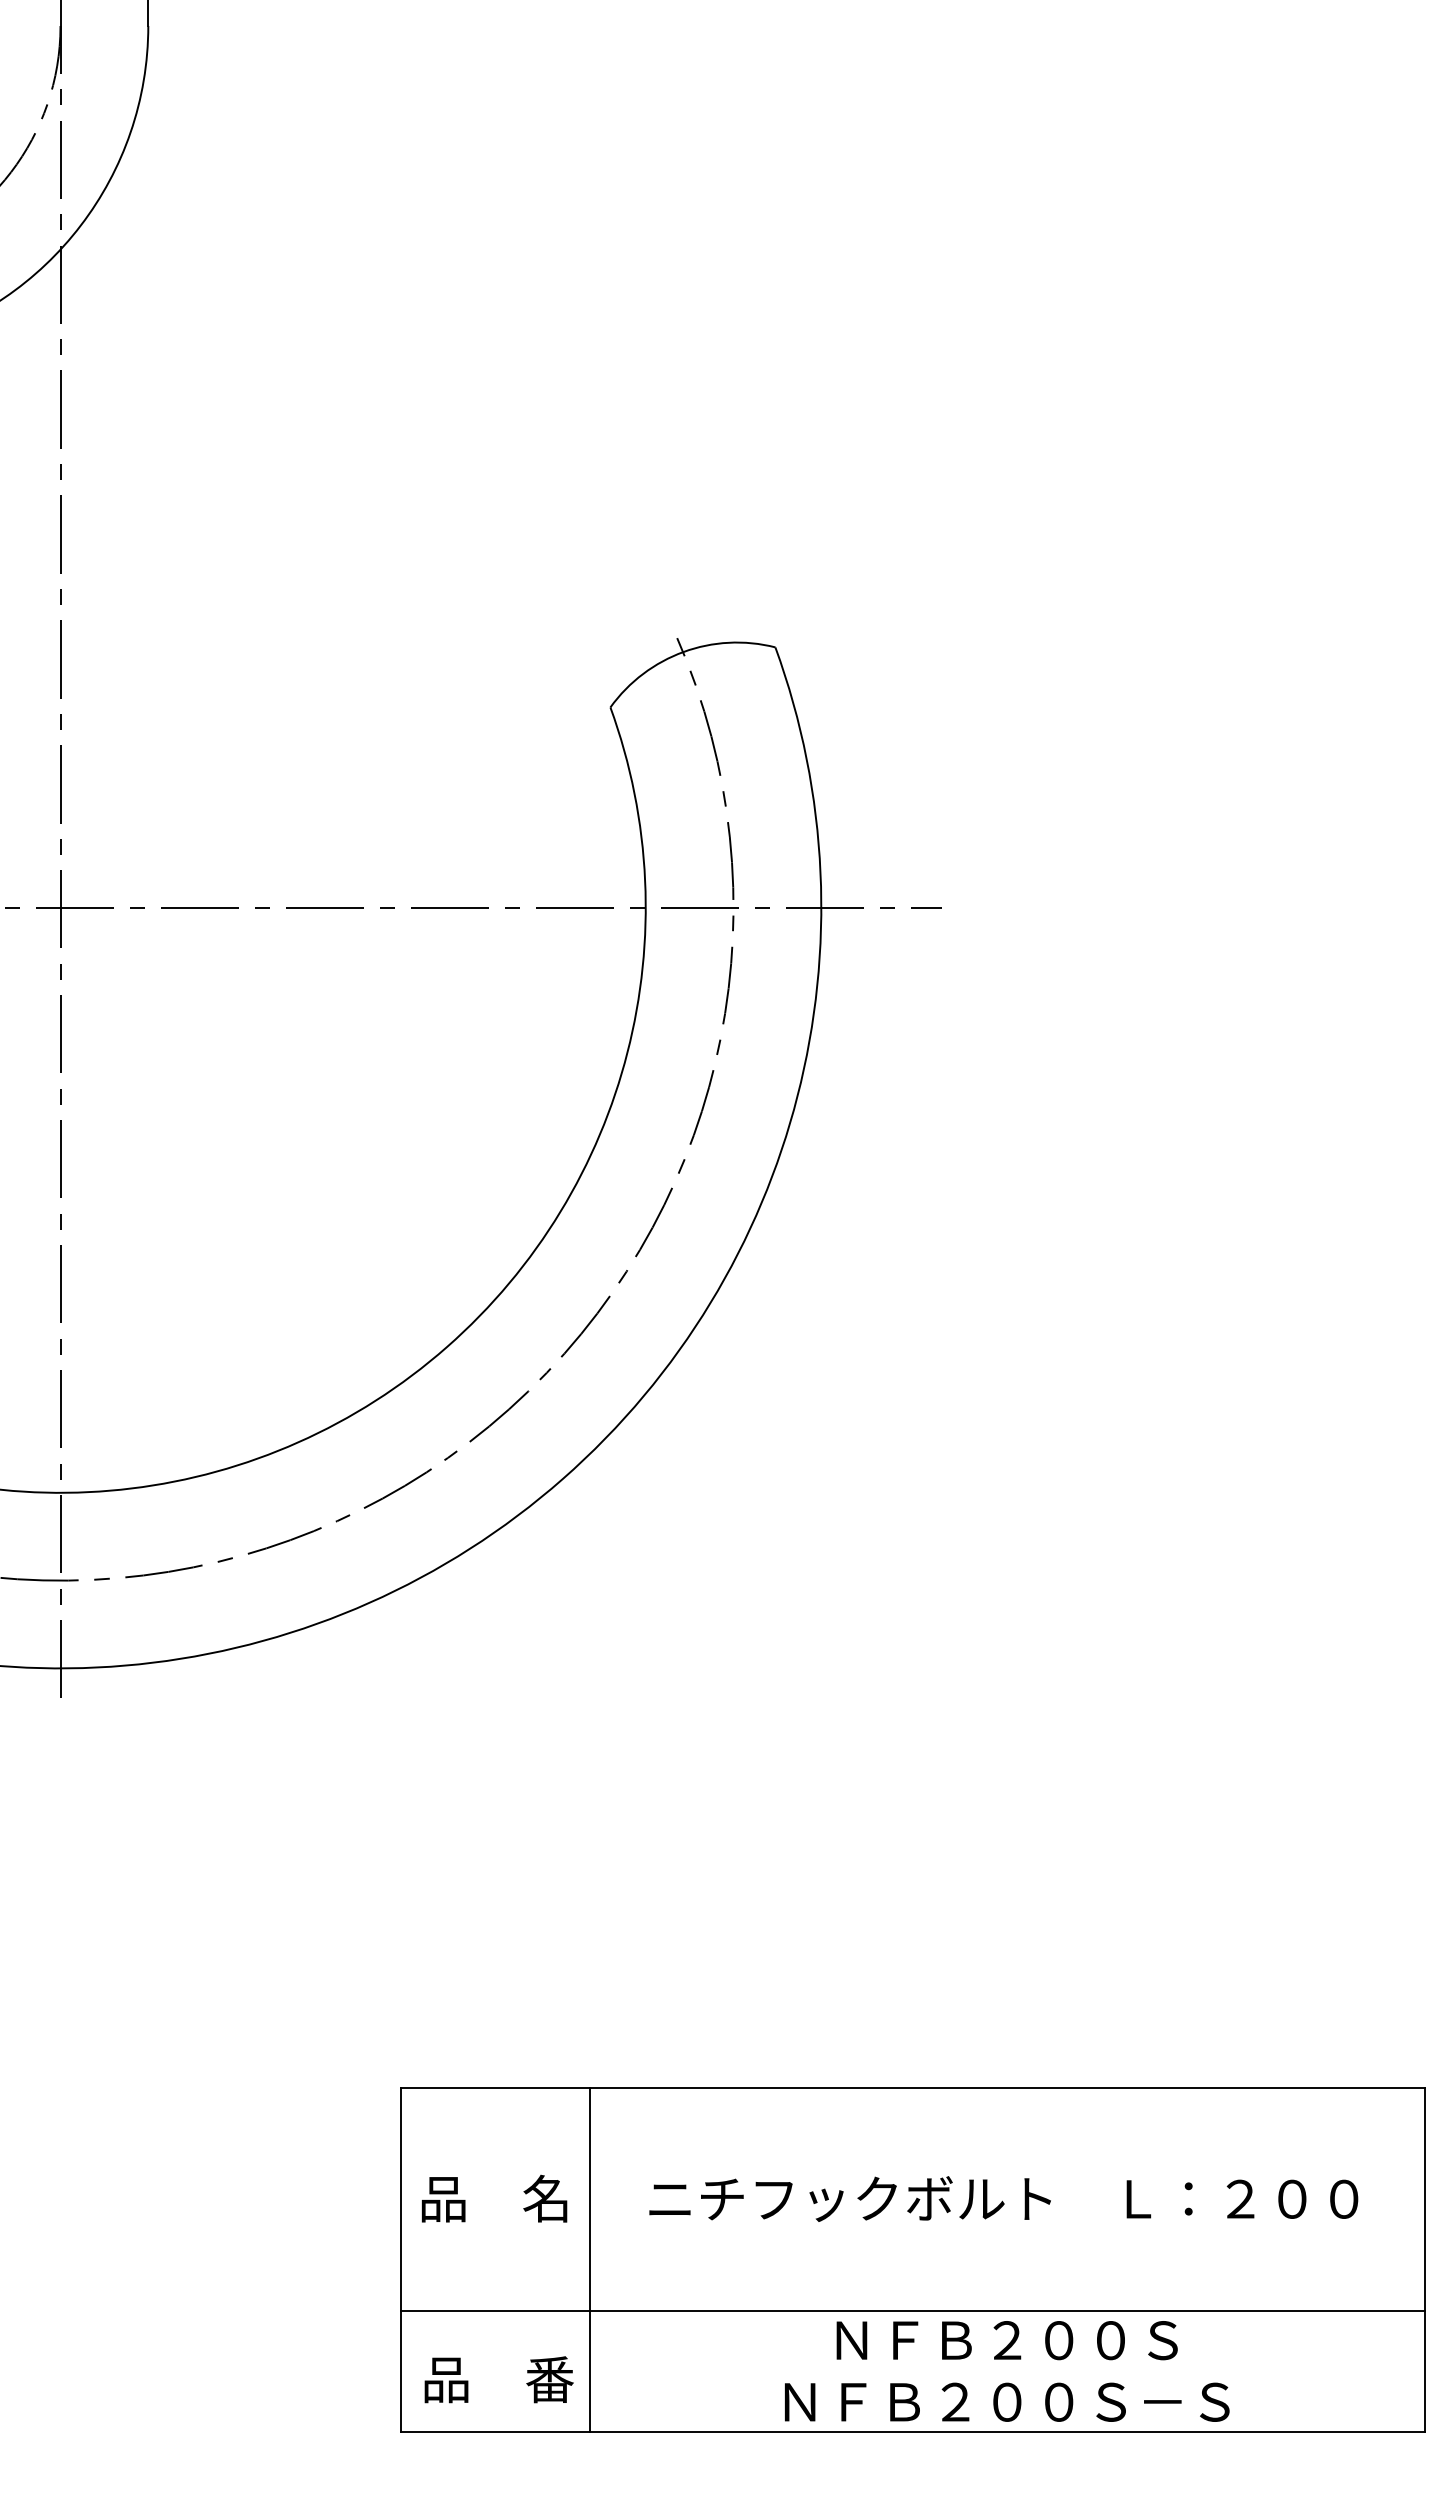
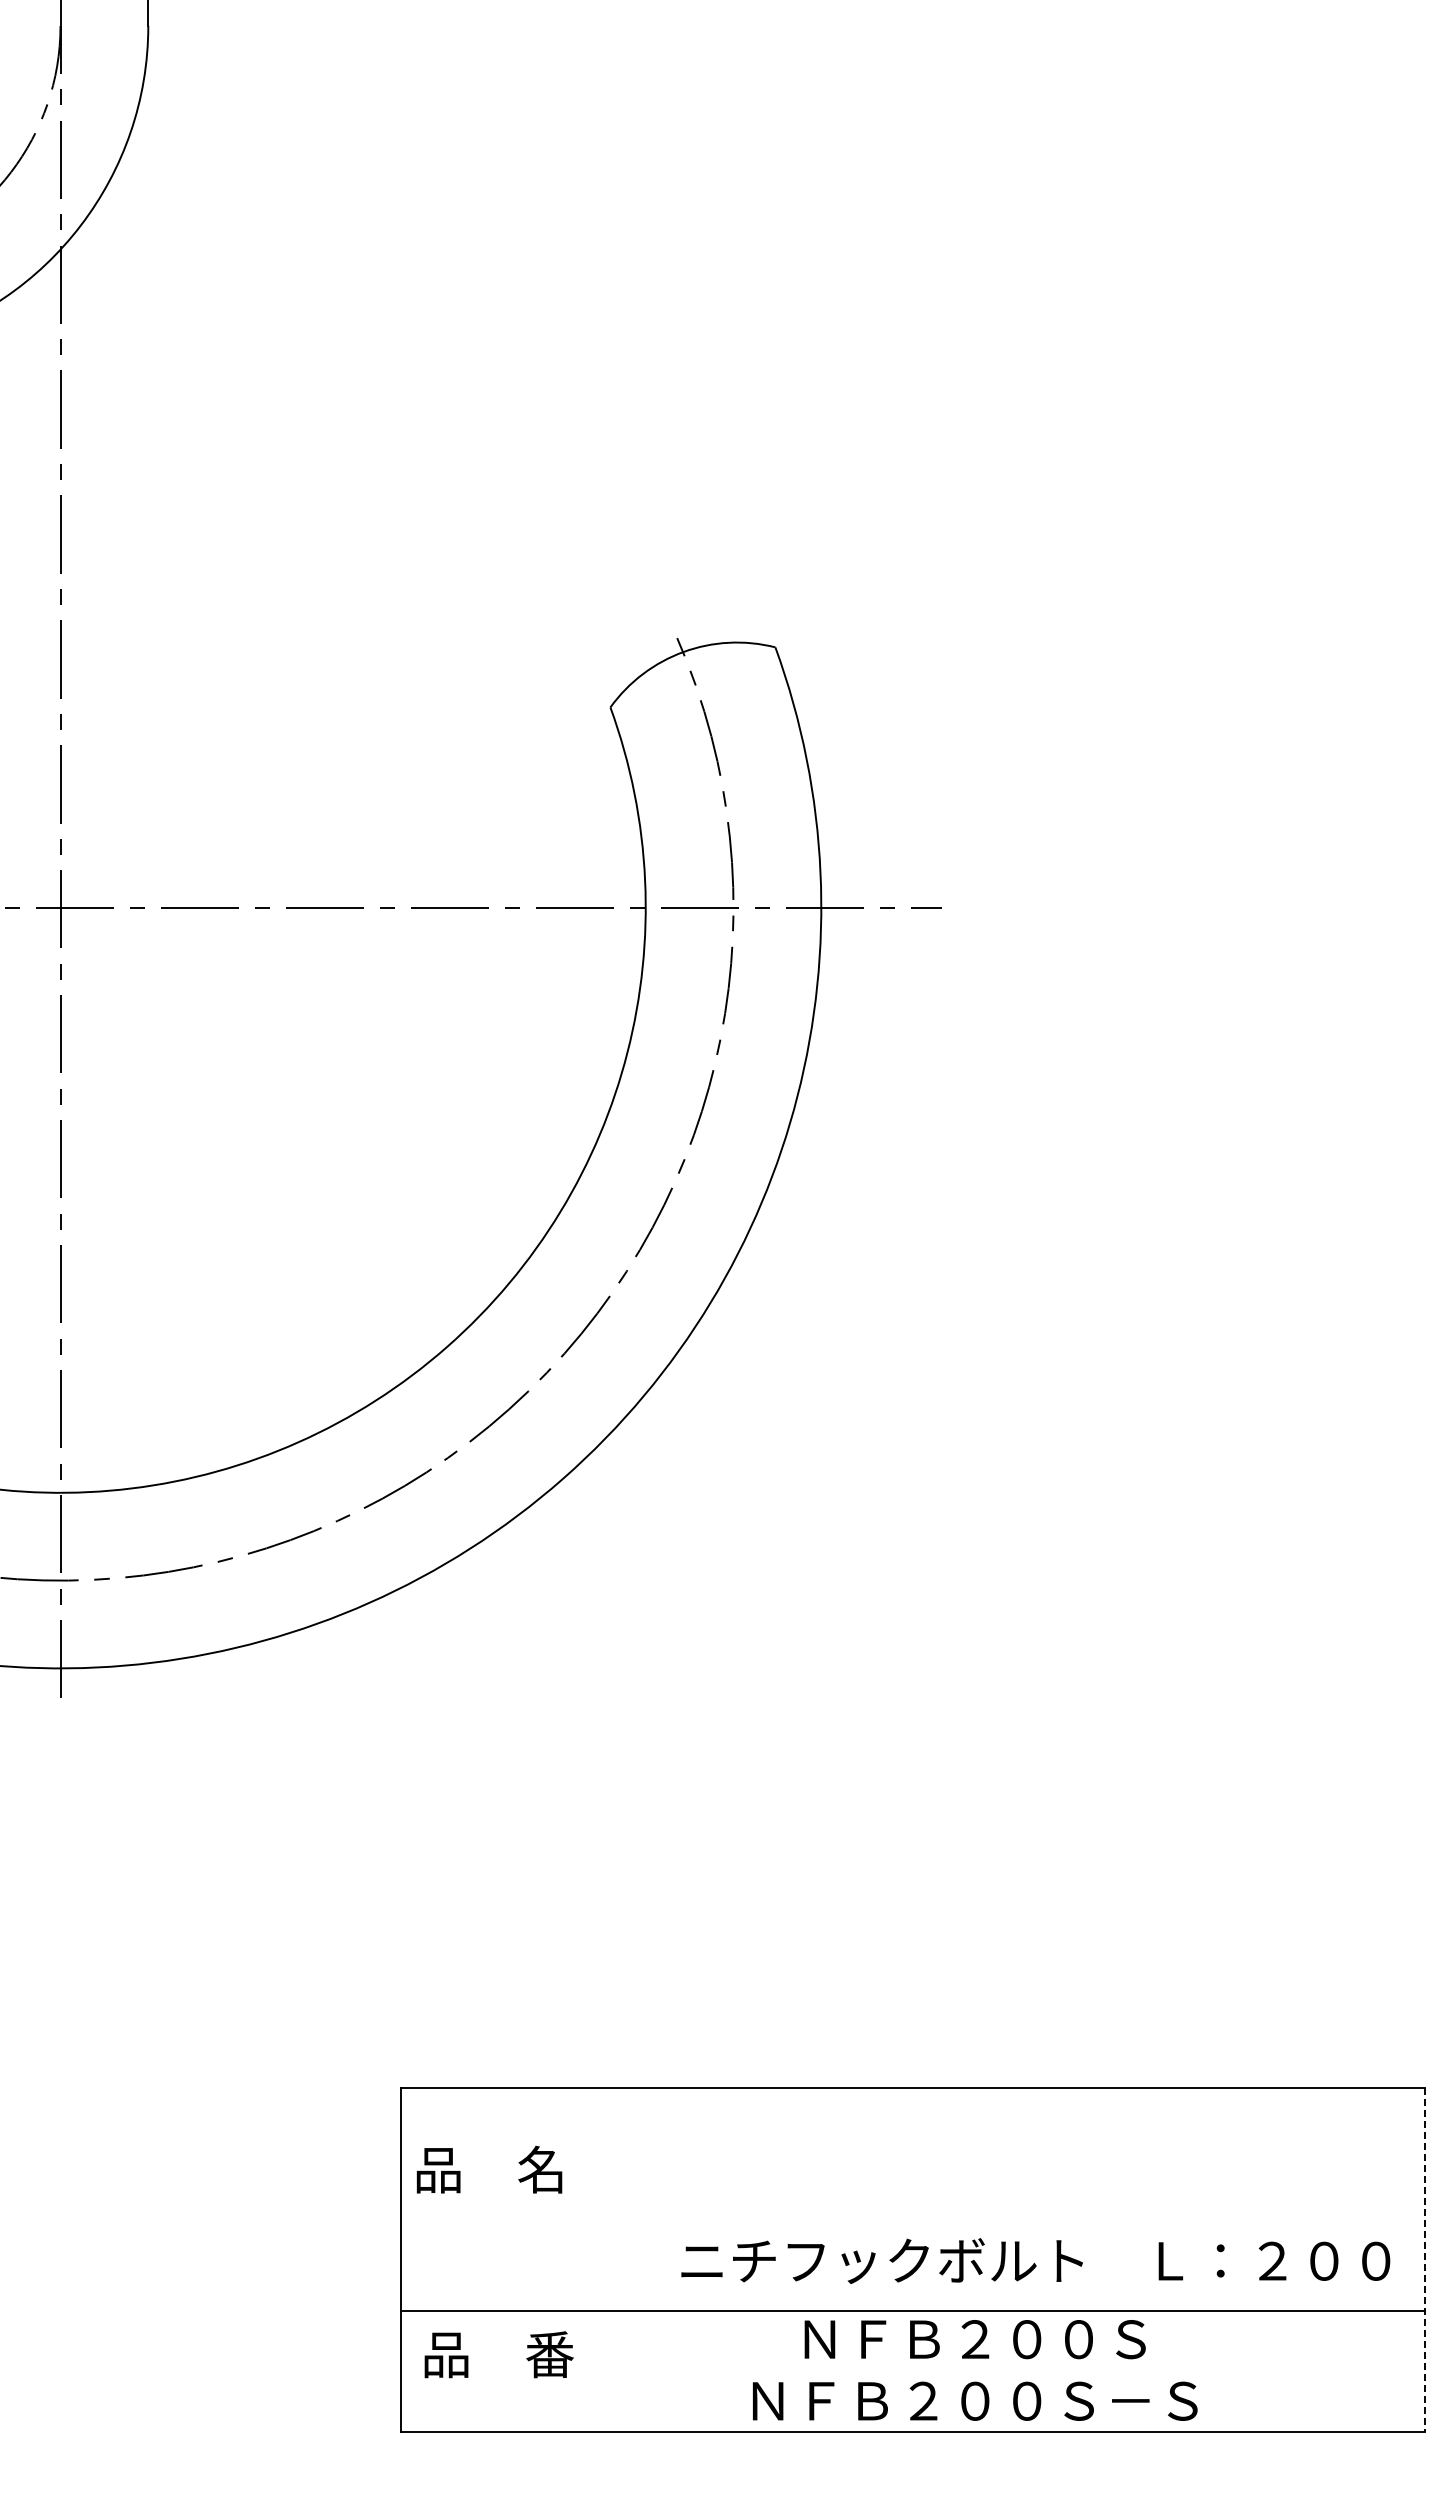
text position: (494, 2198) -> (489, 2169) (489, 2169)
text position: (1003, 2198) -> (1035, 2260) (1035, 2260)
line: present -> none (589, 2259)
line: solid -> dashed (1424, 2260)
text position: (1007, 2371) -> (975, 2370) (975, 2370)
text position: (498, 2379) -> (498, 2354) (498, 2354)
